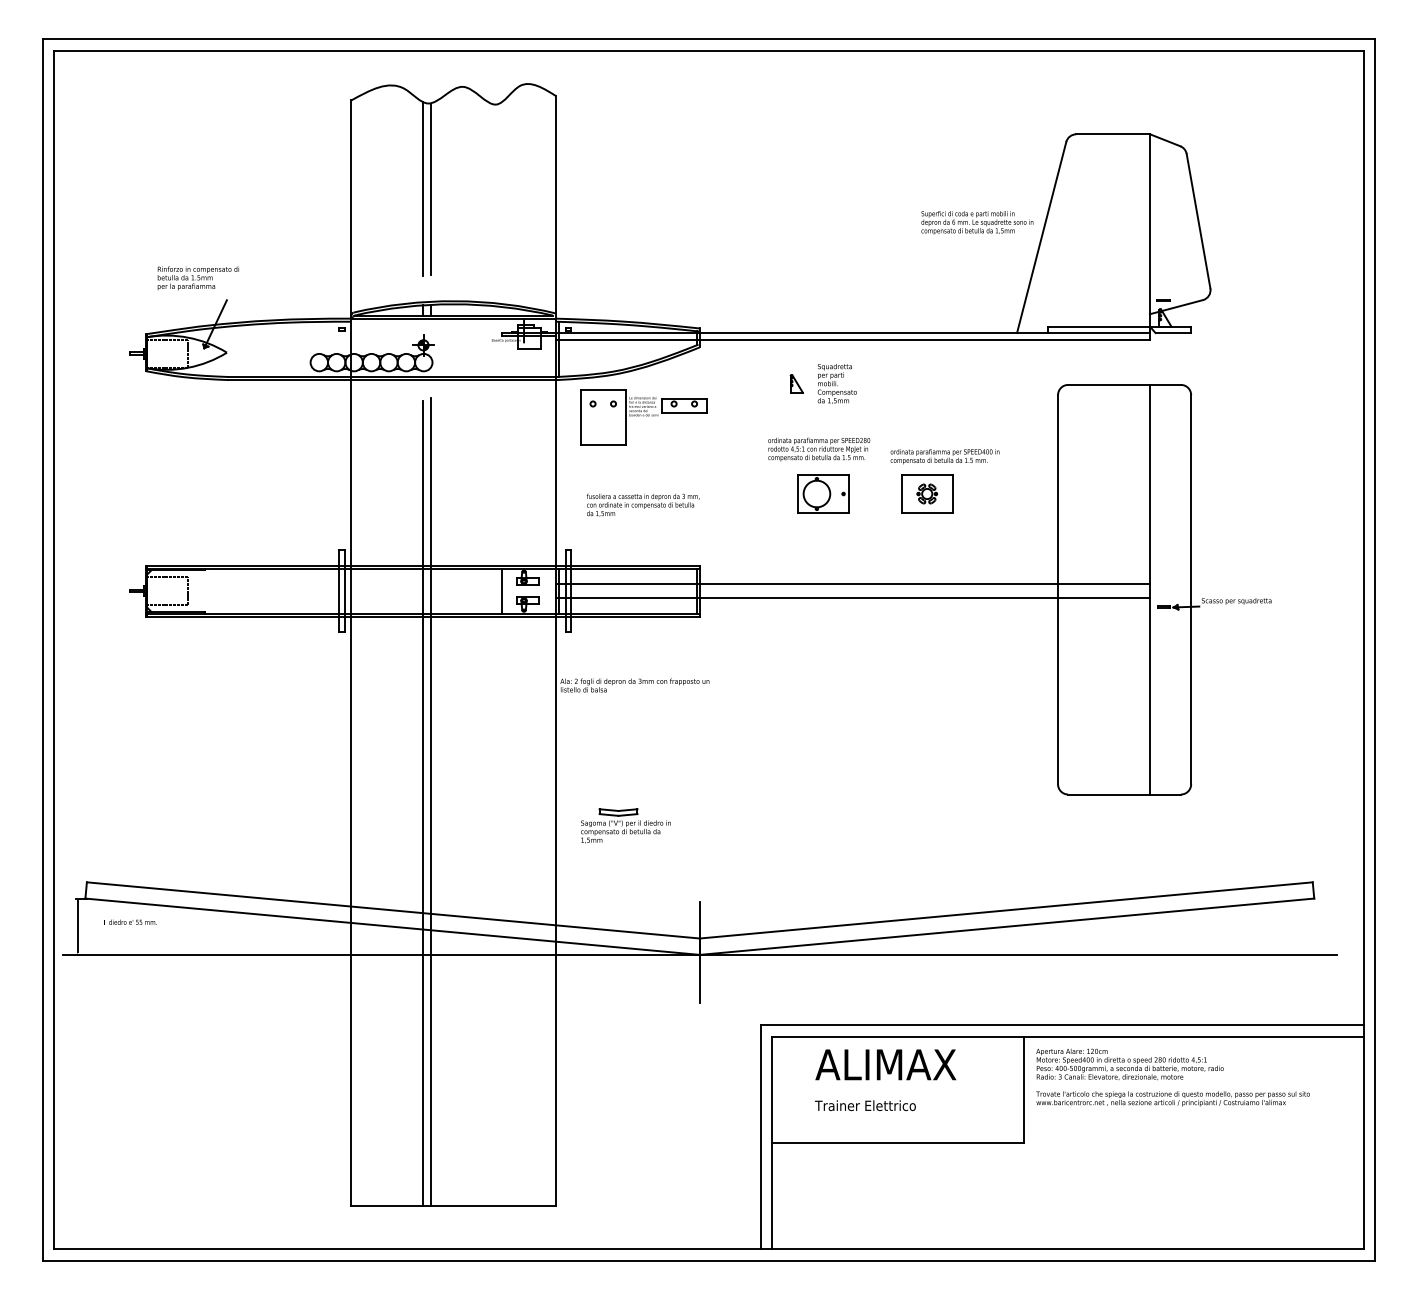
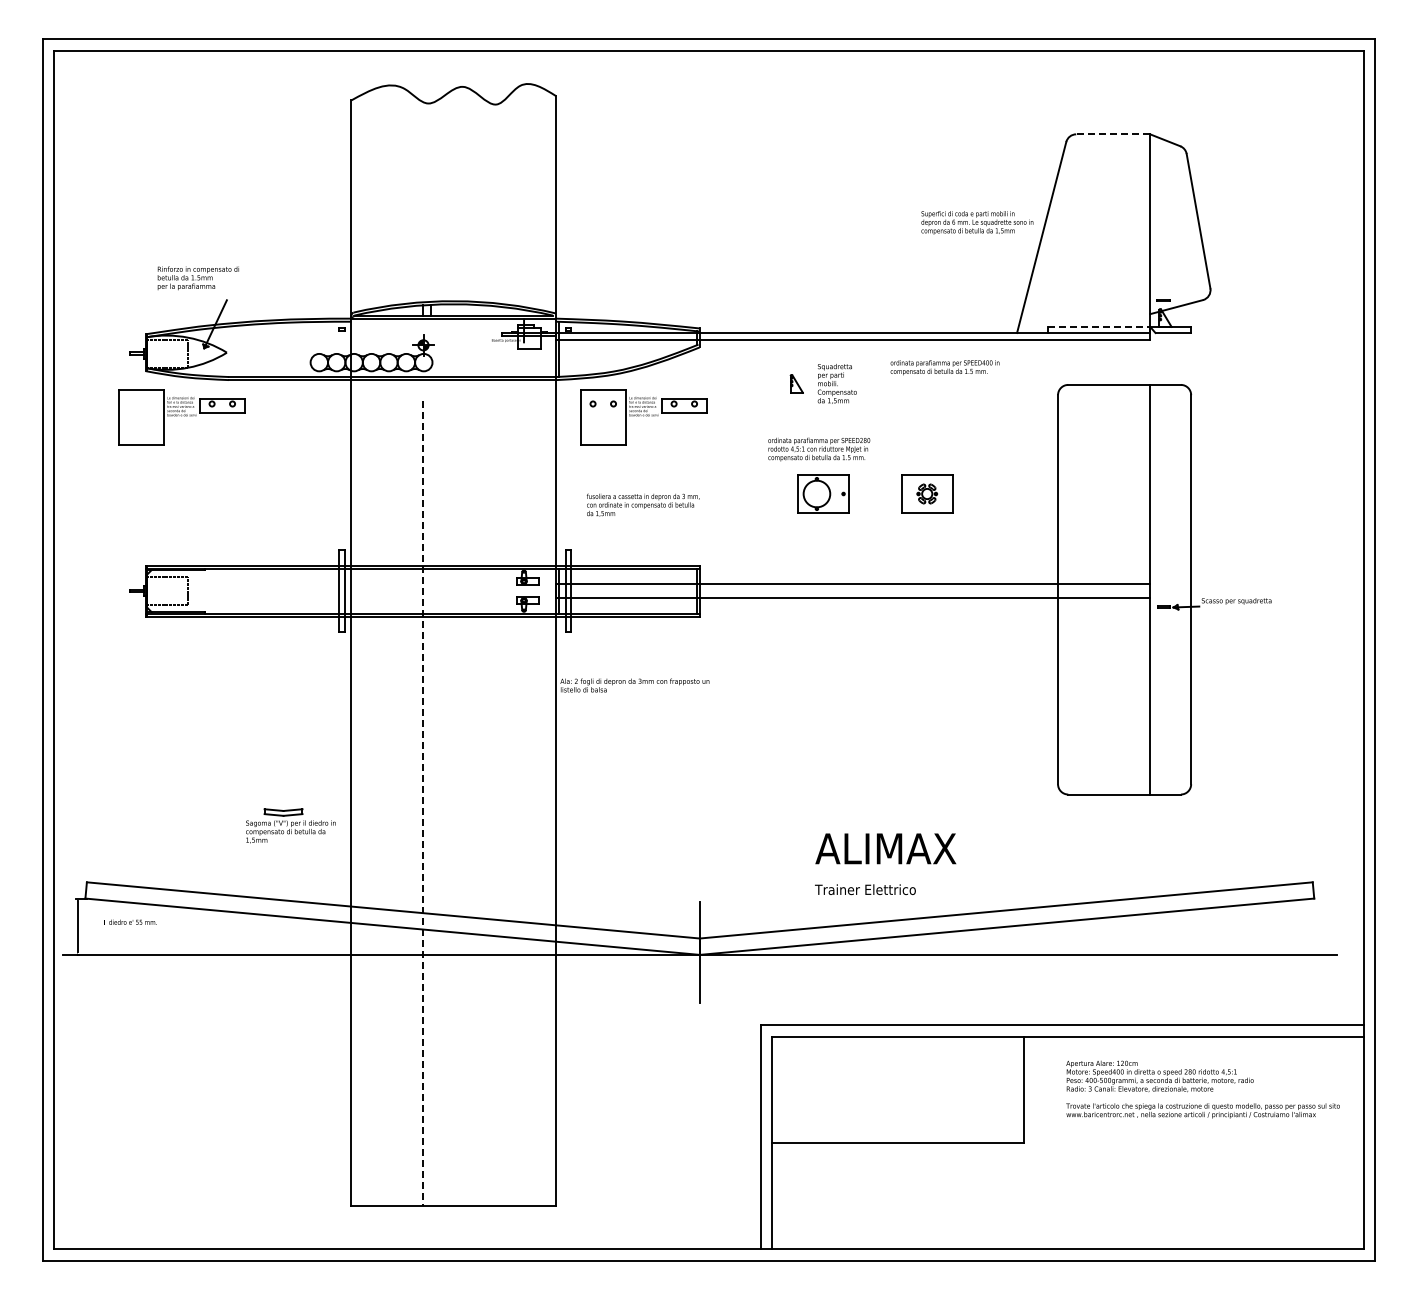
line: solid -> dashed (1113, 134)
line: present -> none (423, 189)
line: present -> none (431, 189)
line: solid -> dashed (1099, 326)
part: none -> present (181, 417)
text position: (944, 456) -> (944, 367) (944, 367)
line: present -> none (501, 590)
line: present -> none (431, 801)
line: solid -> dashed (423, 803)
part position: (625, 825) -> (290, 825) (290, 825)
text position: (1172, 1077) -> (1202, 1089) (1202, 1089)
text position: (885, 1080) -> (885, 864) (885, 864)
